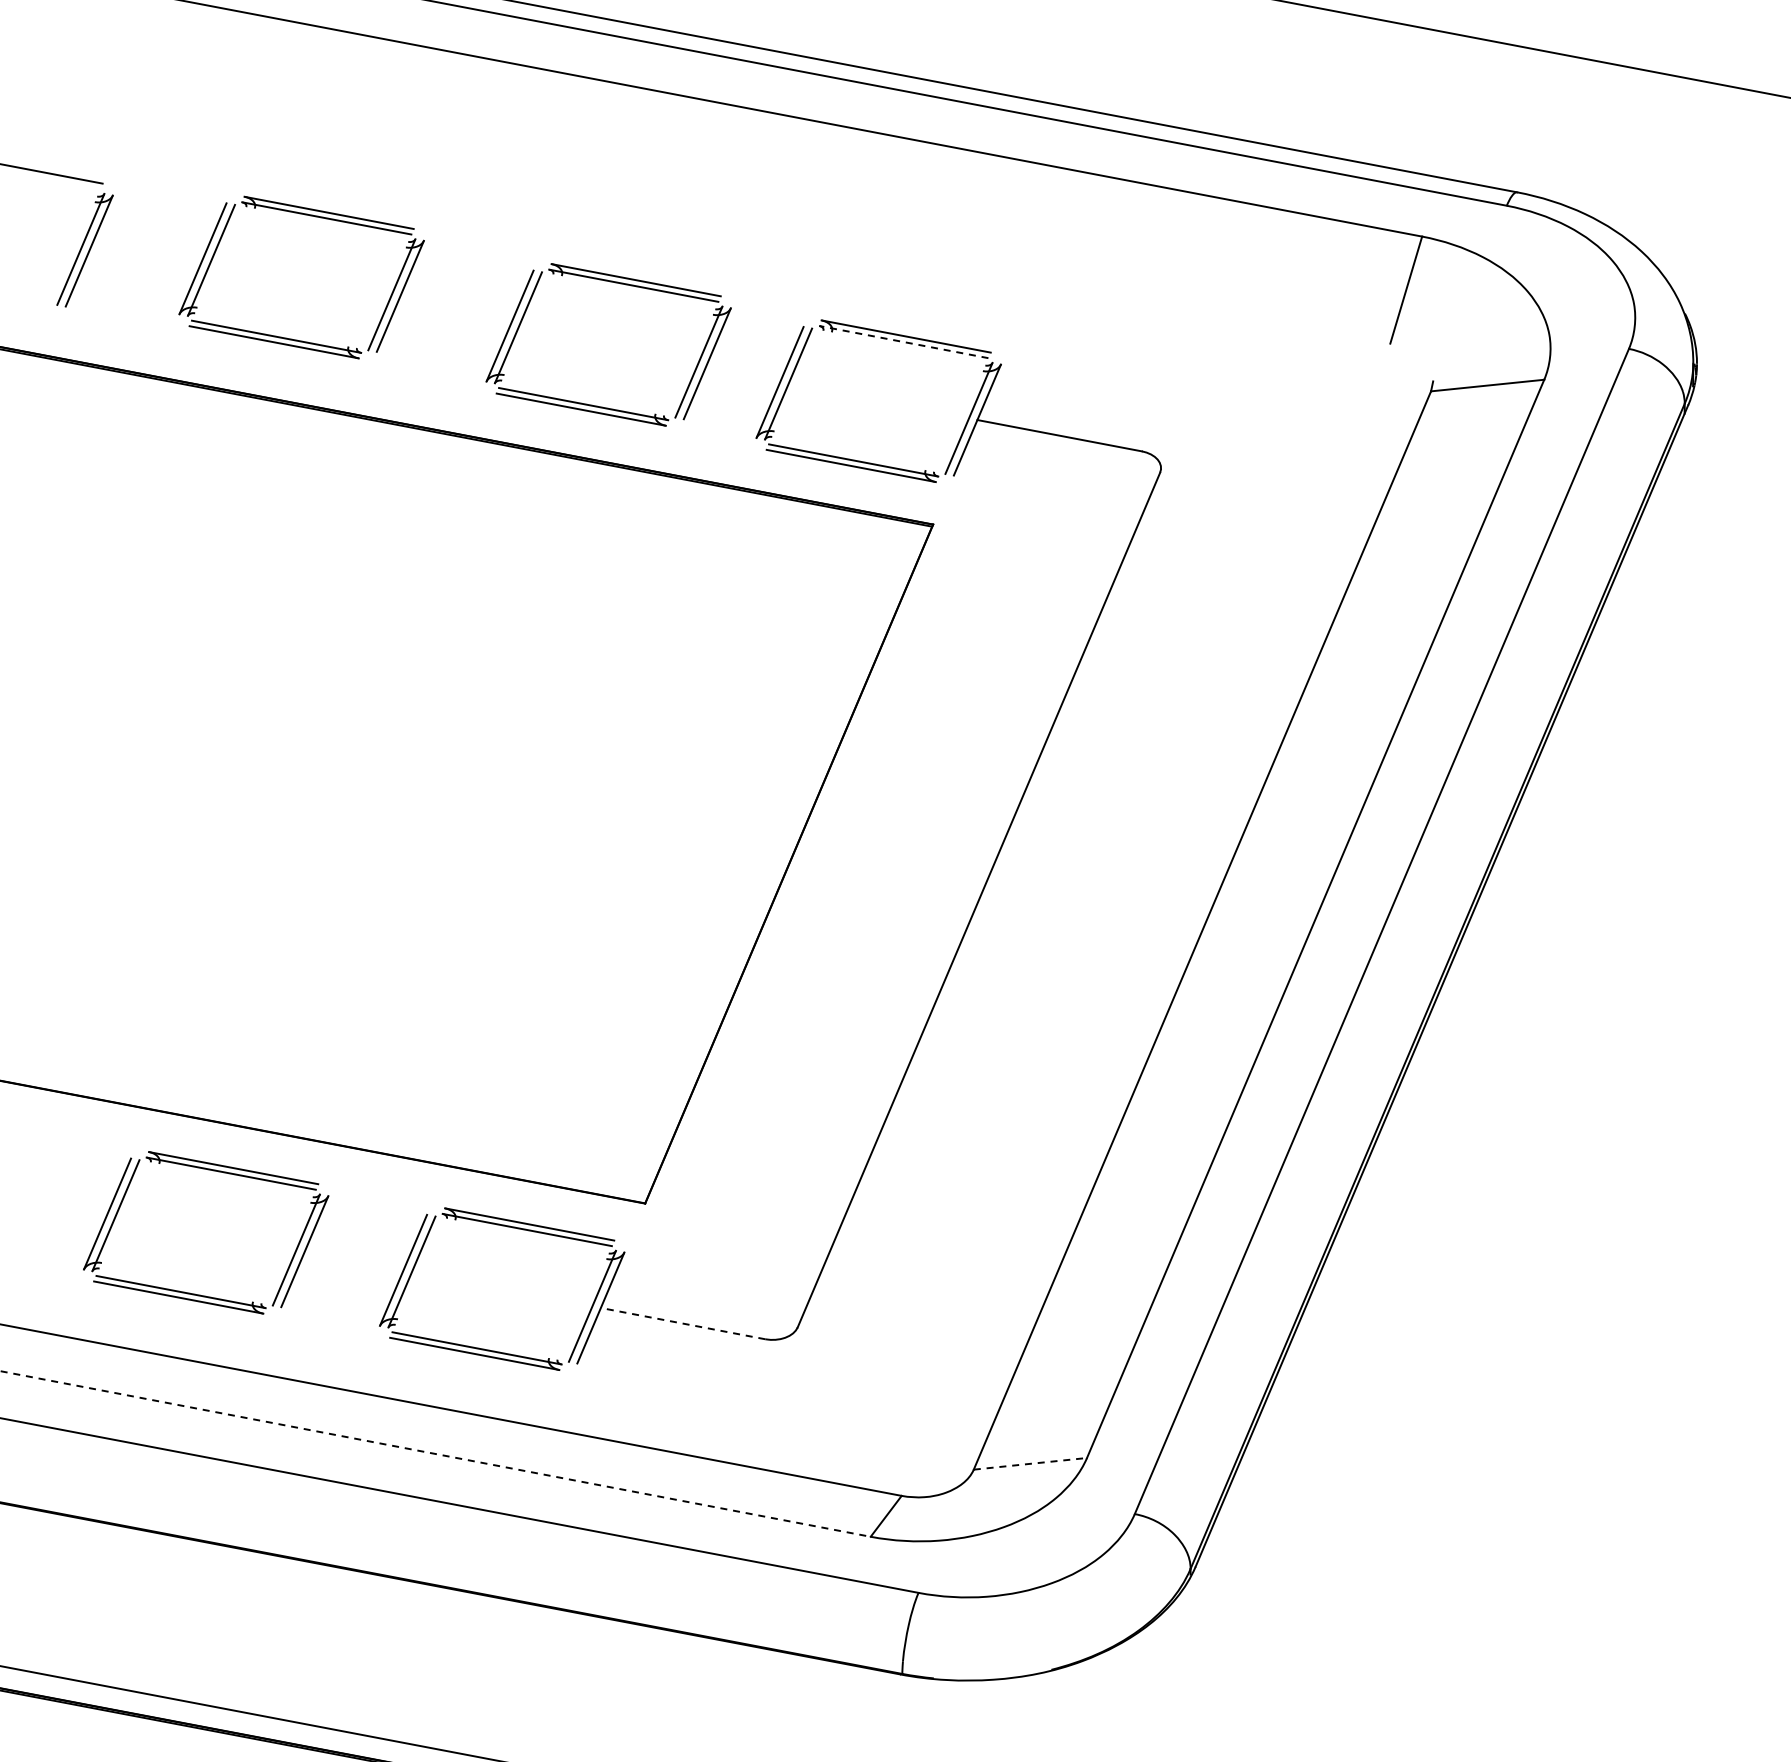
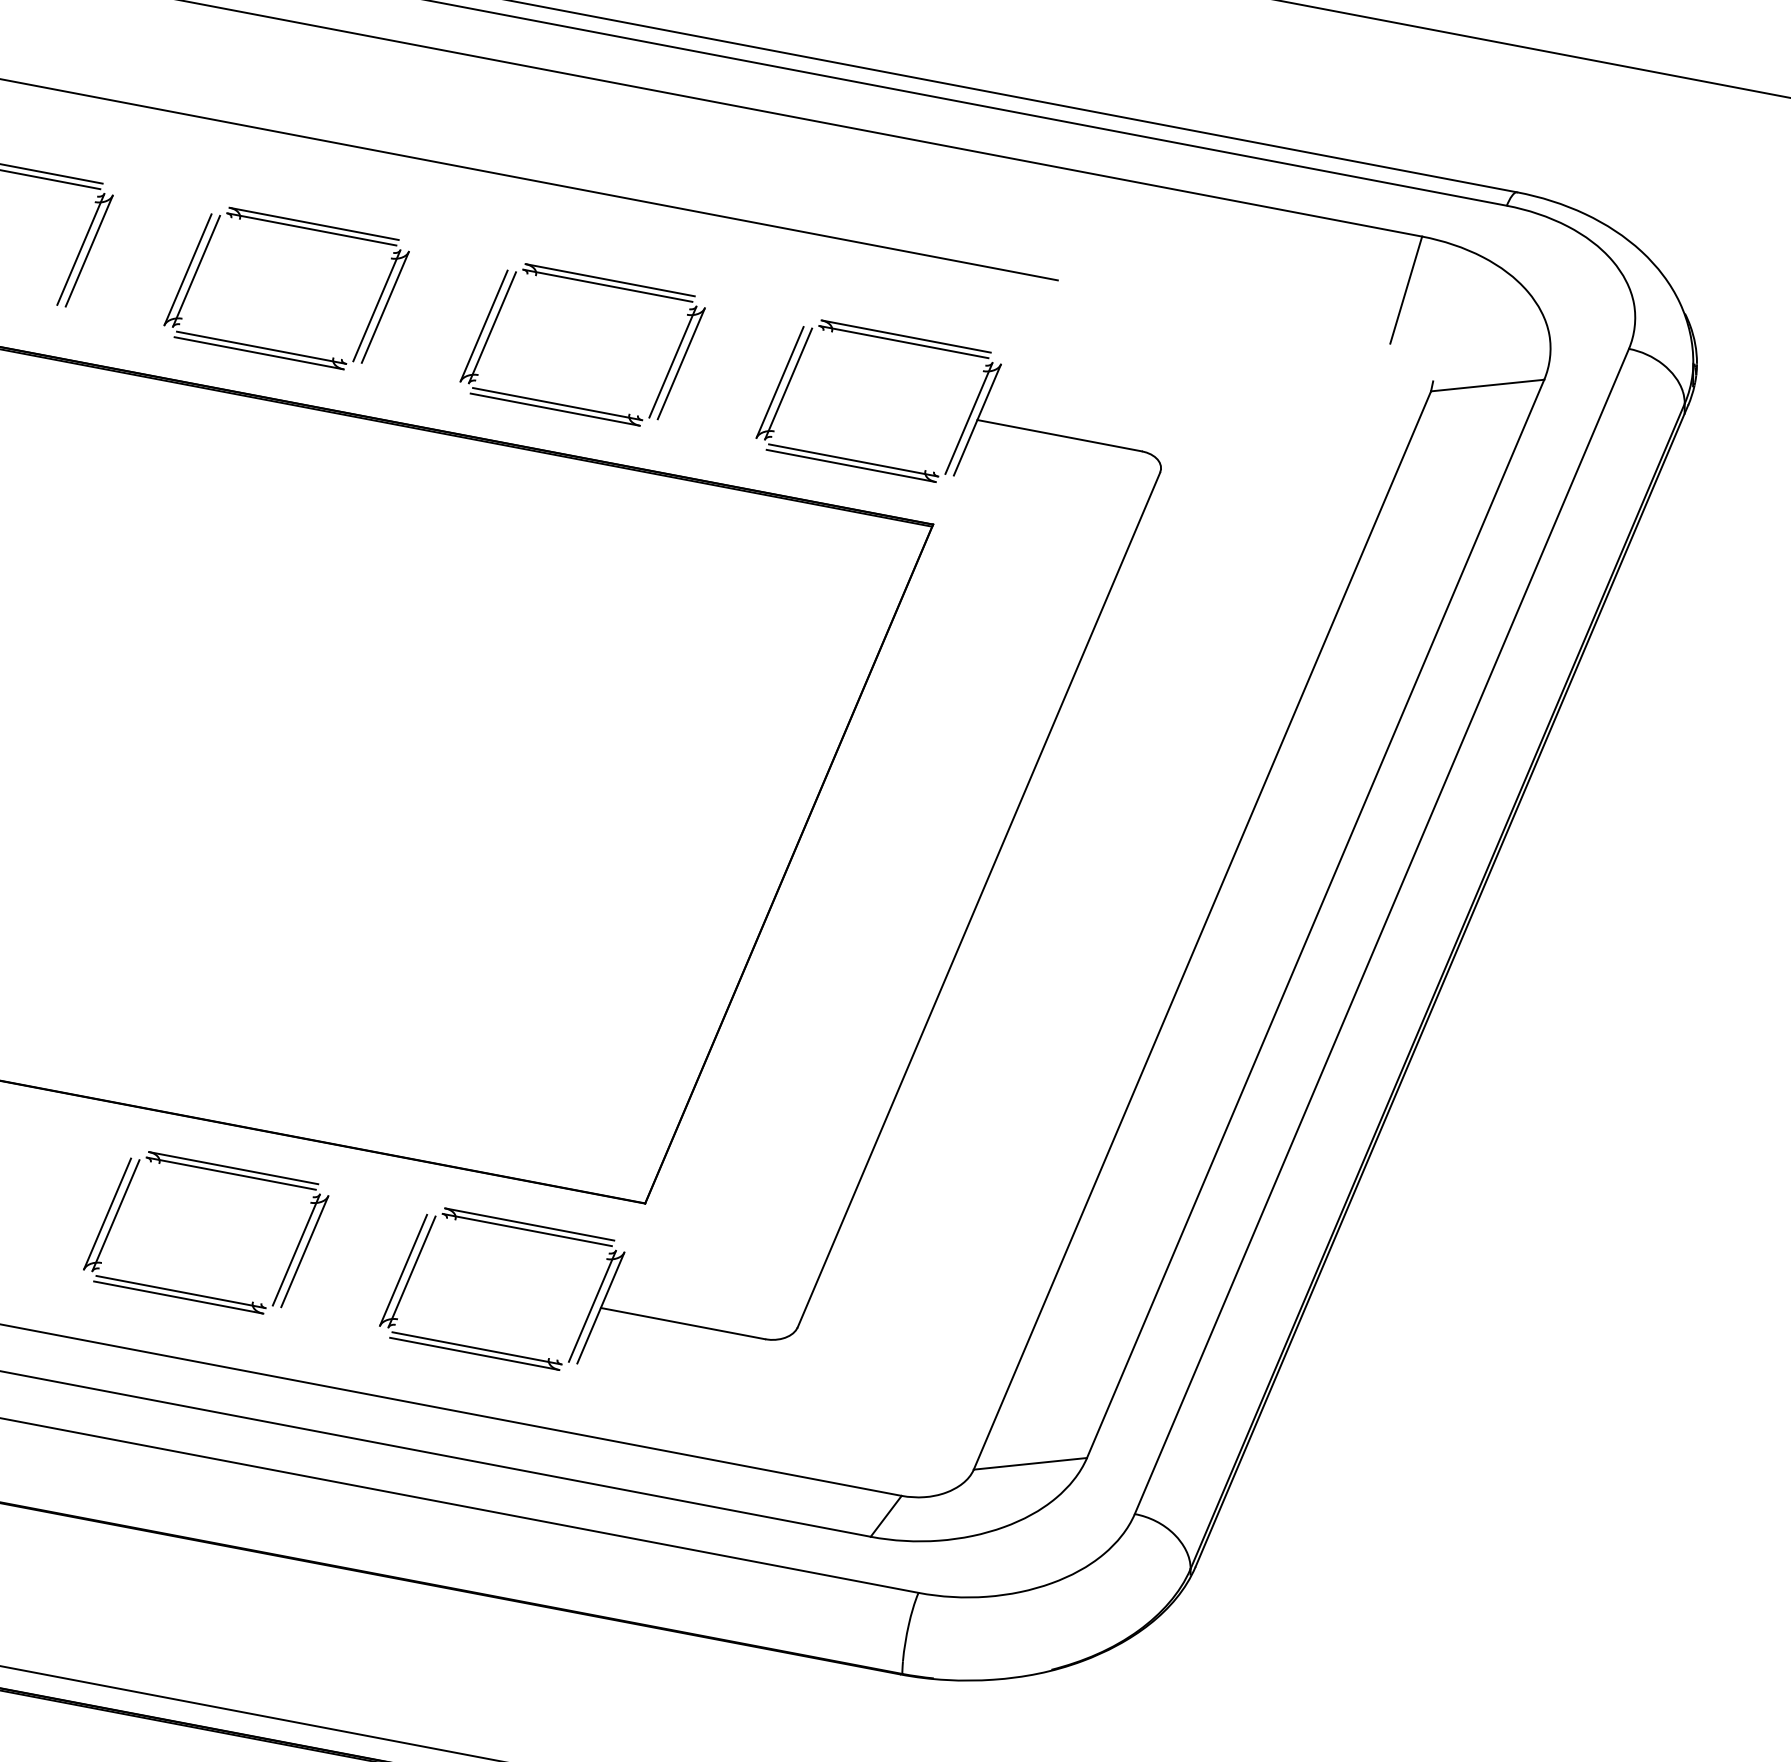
line: none -> present (51, 179)
line: none -> present (529, 179)
part position: (315, 217) -> (300, 228) (300, 228)
part position: (620, 284) -> (594, 284) (594, 284)
line: dashed -> solid (903, 341)
line: dashed -> solid (683, 1323)
line: dashed -> solid (435, 1454)
line: dashed -> solid (1030, 1463)
